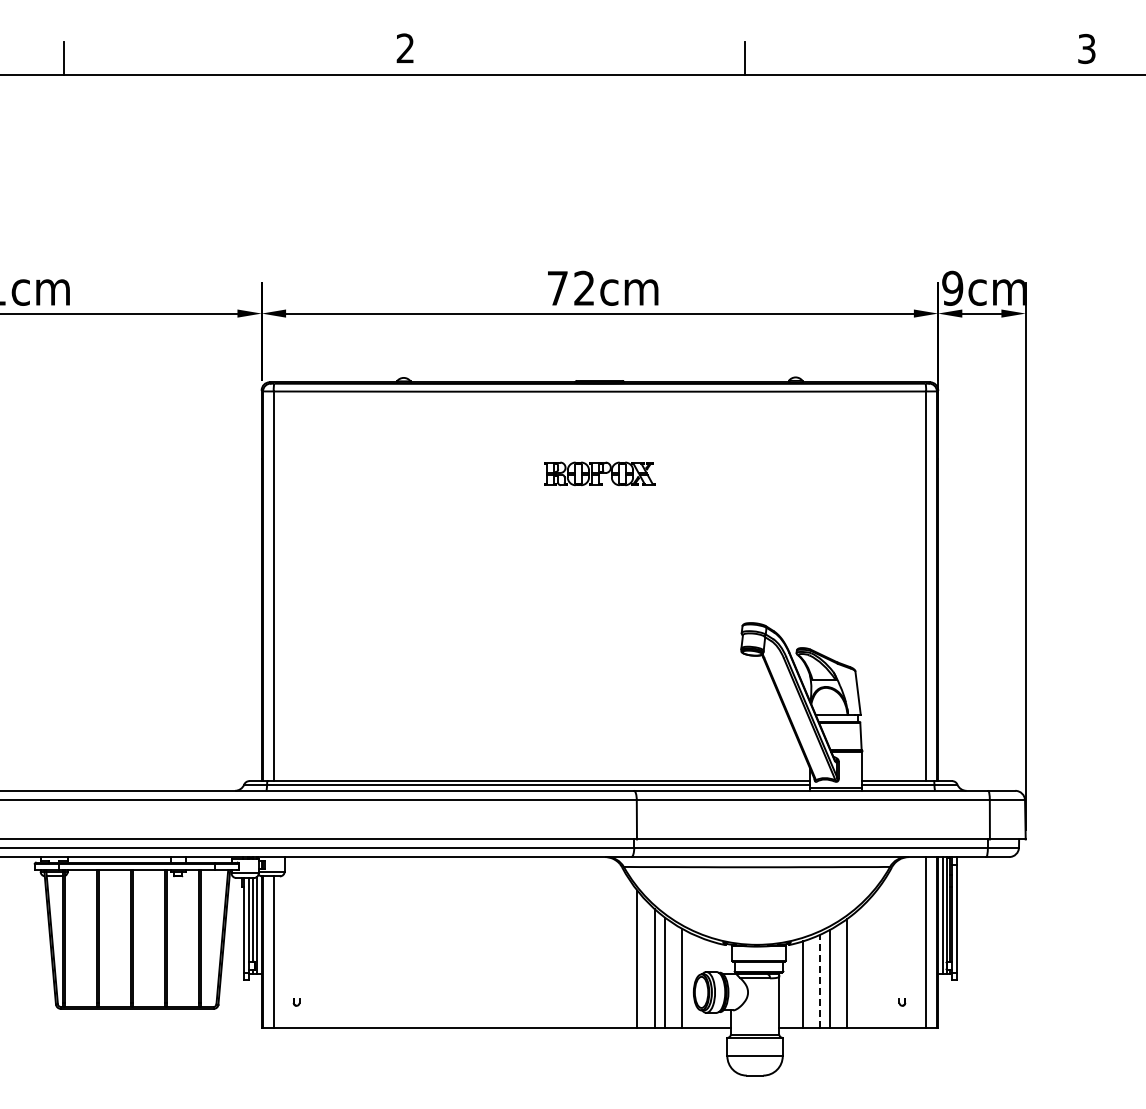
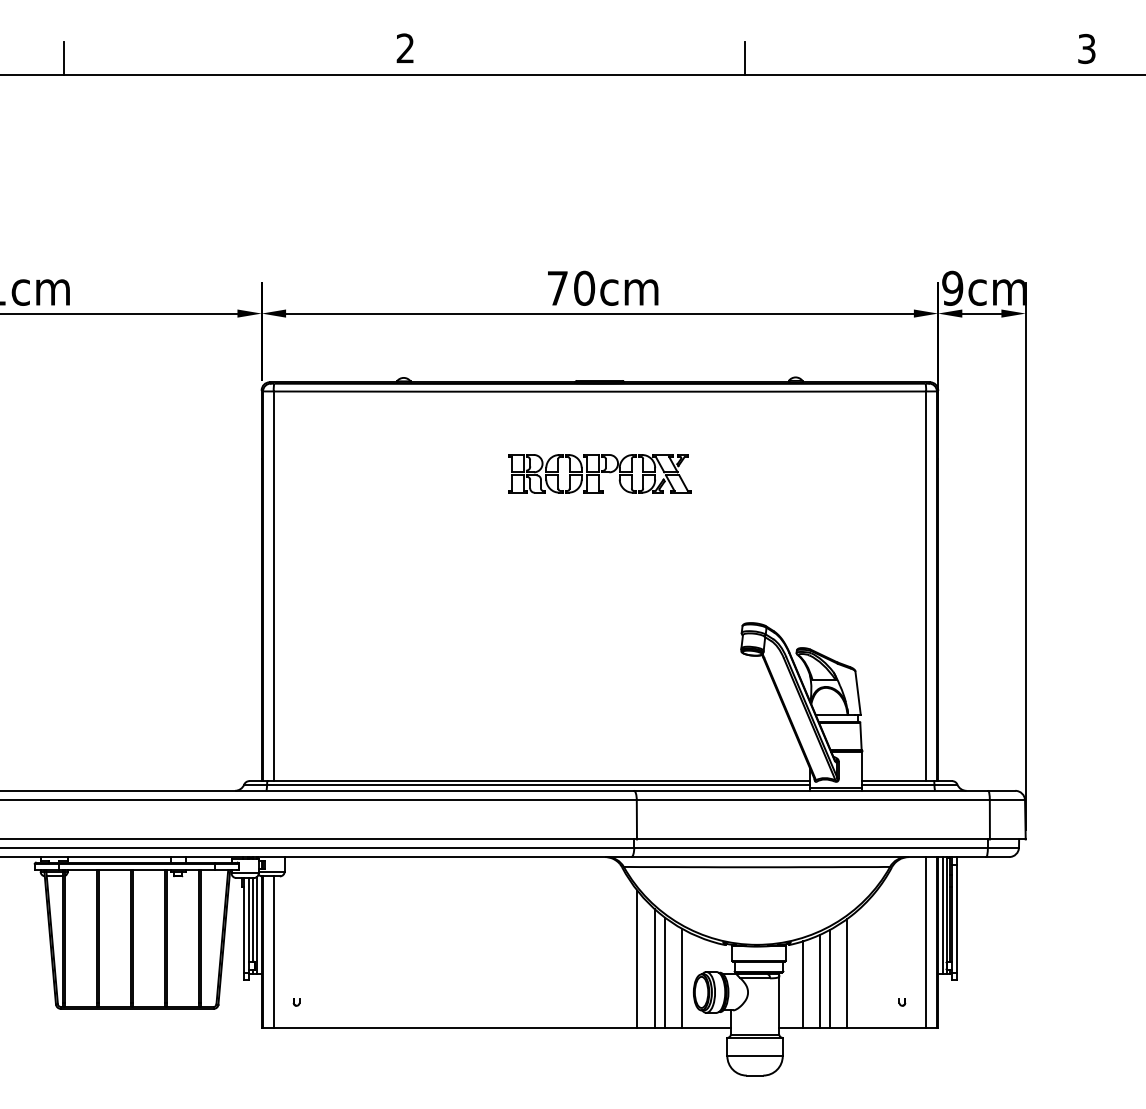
text: 72cm -> 70cm (584, 287)
part size: 112x26 px -> 184x40 px (599, 473)
line: dashed -> solid (819, 981)
